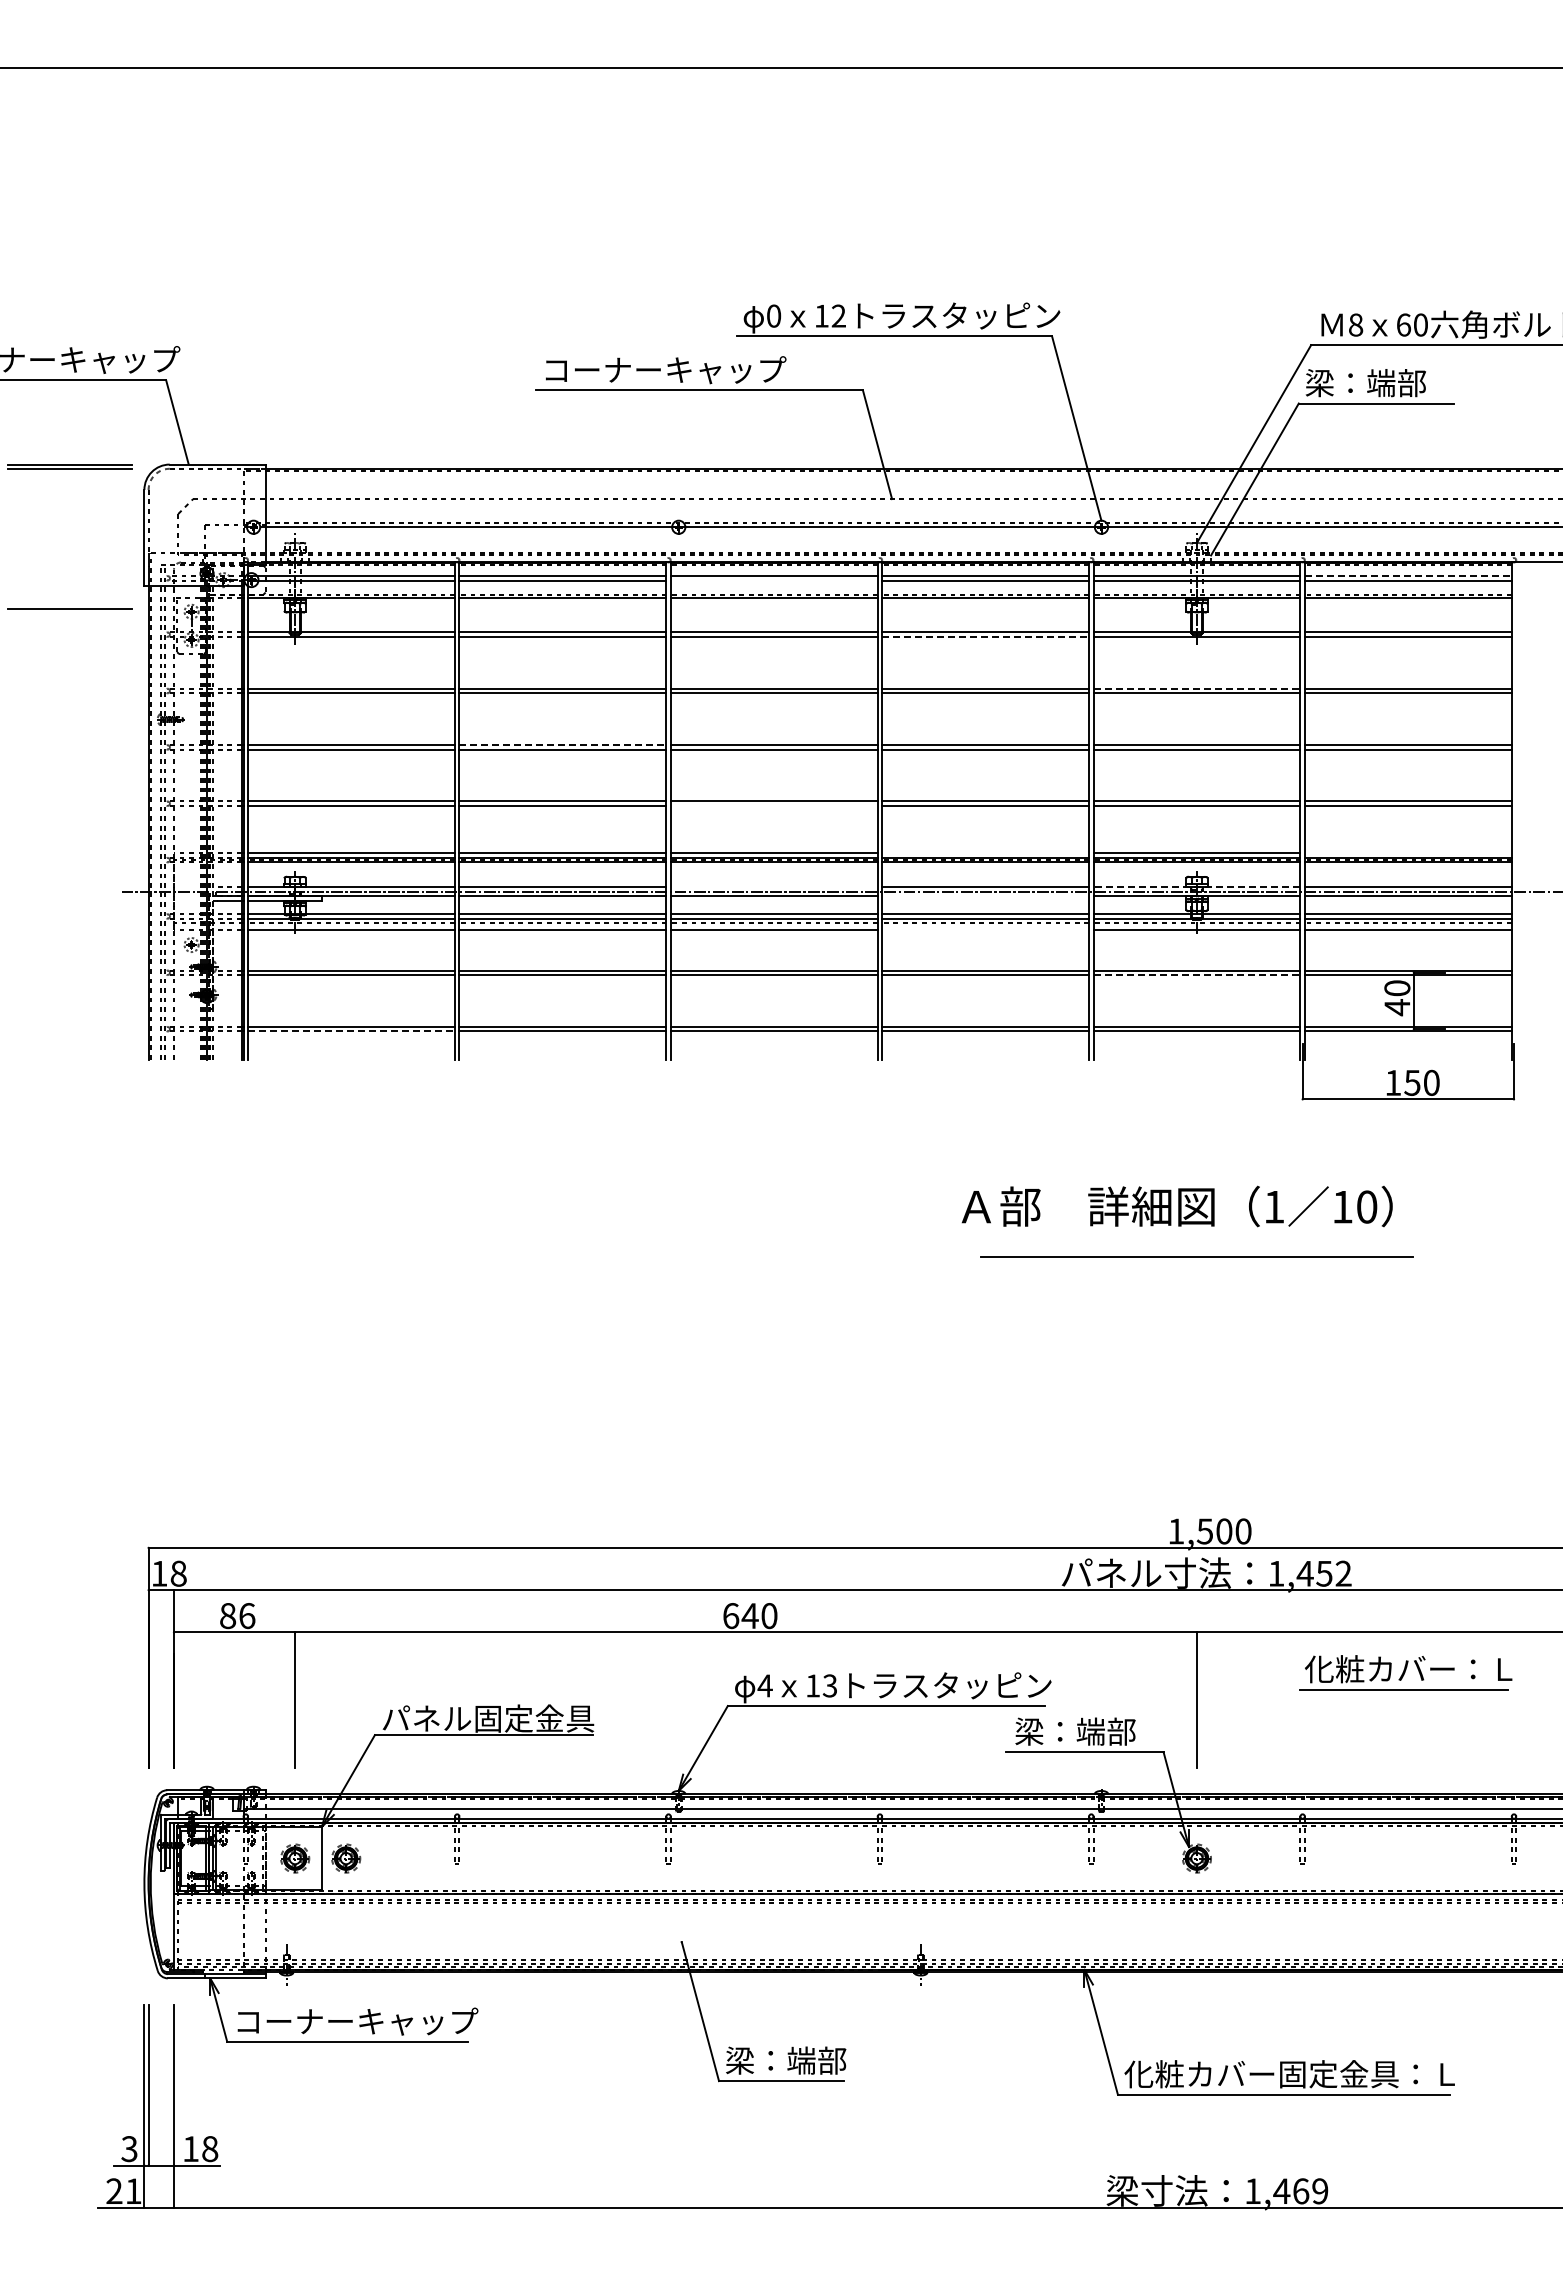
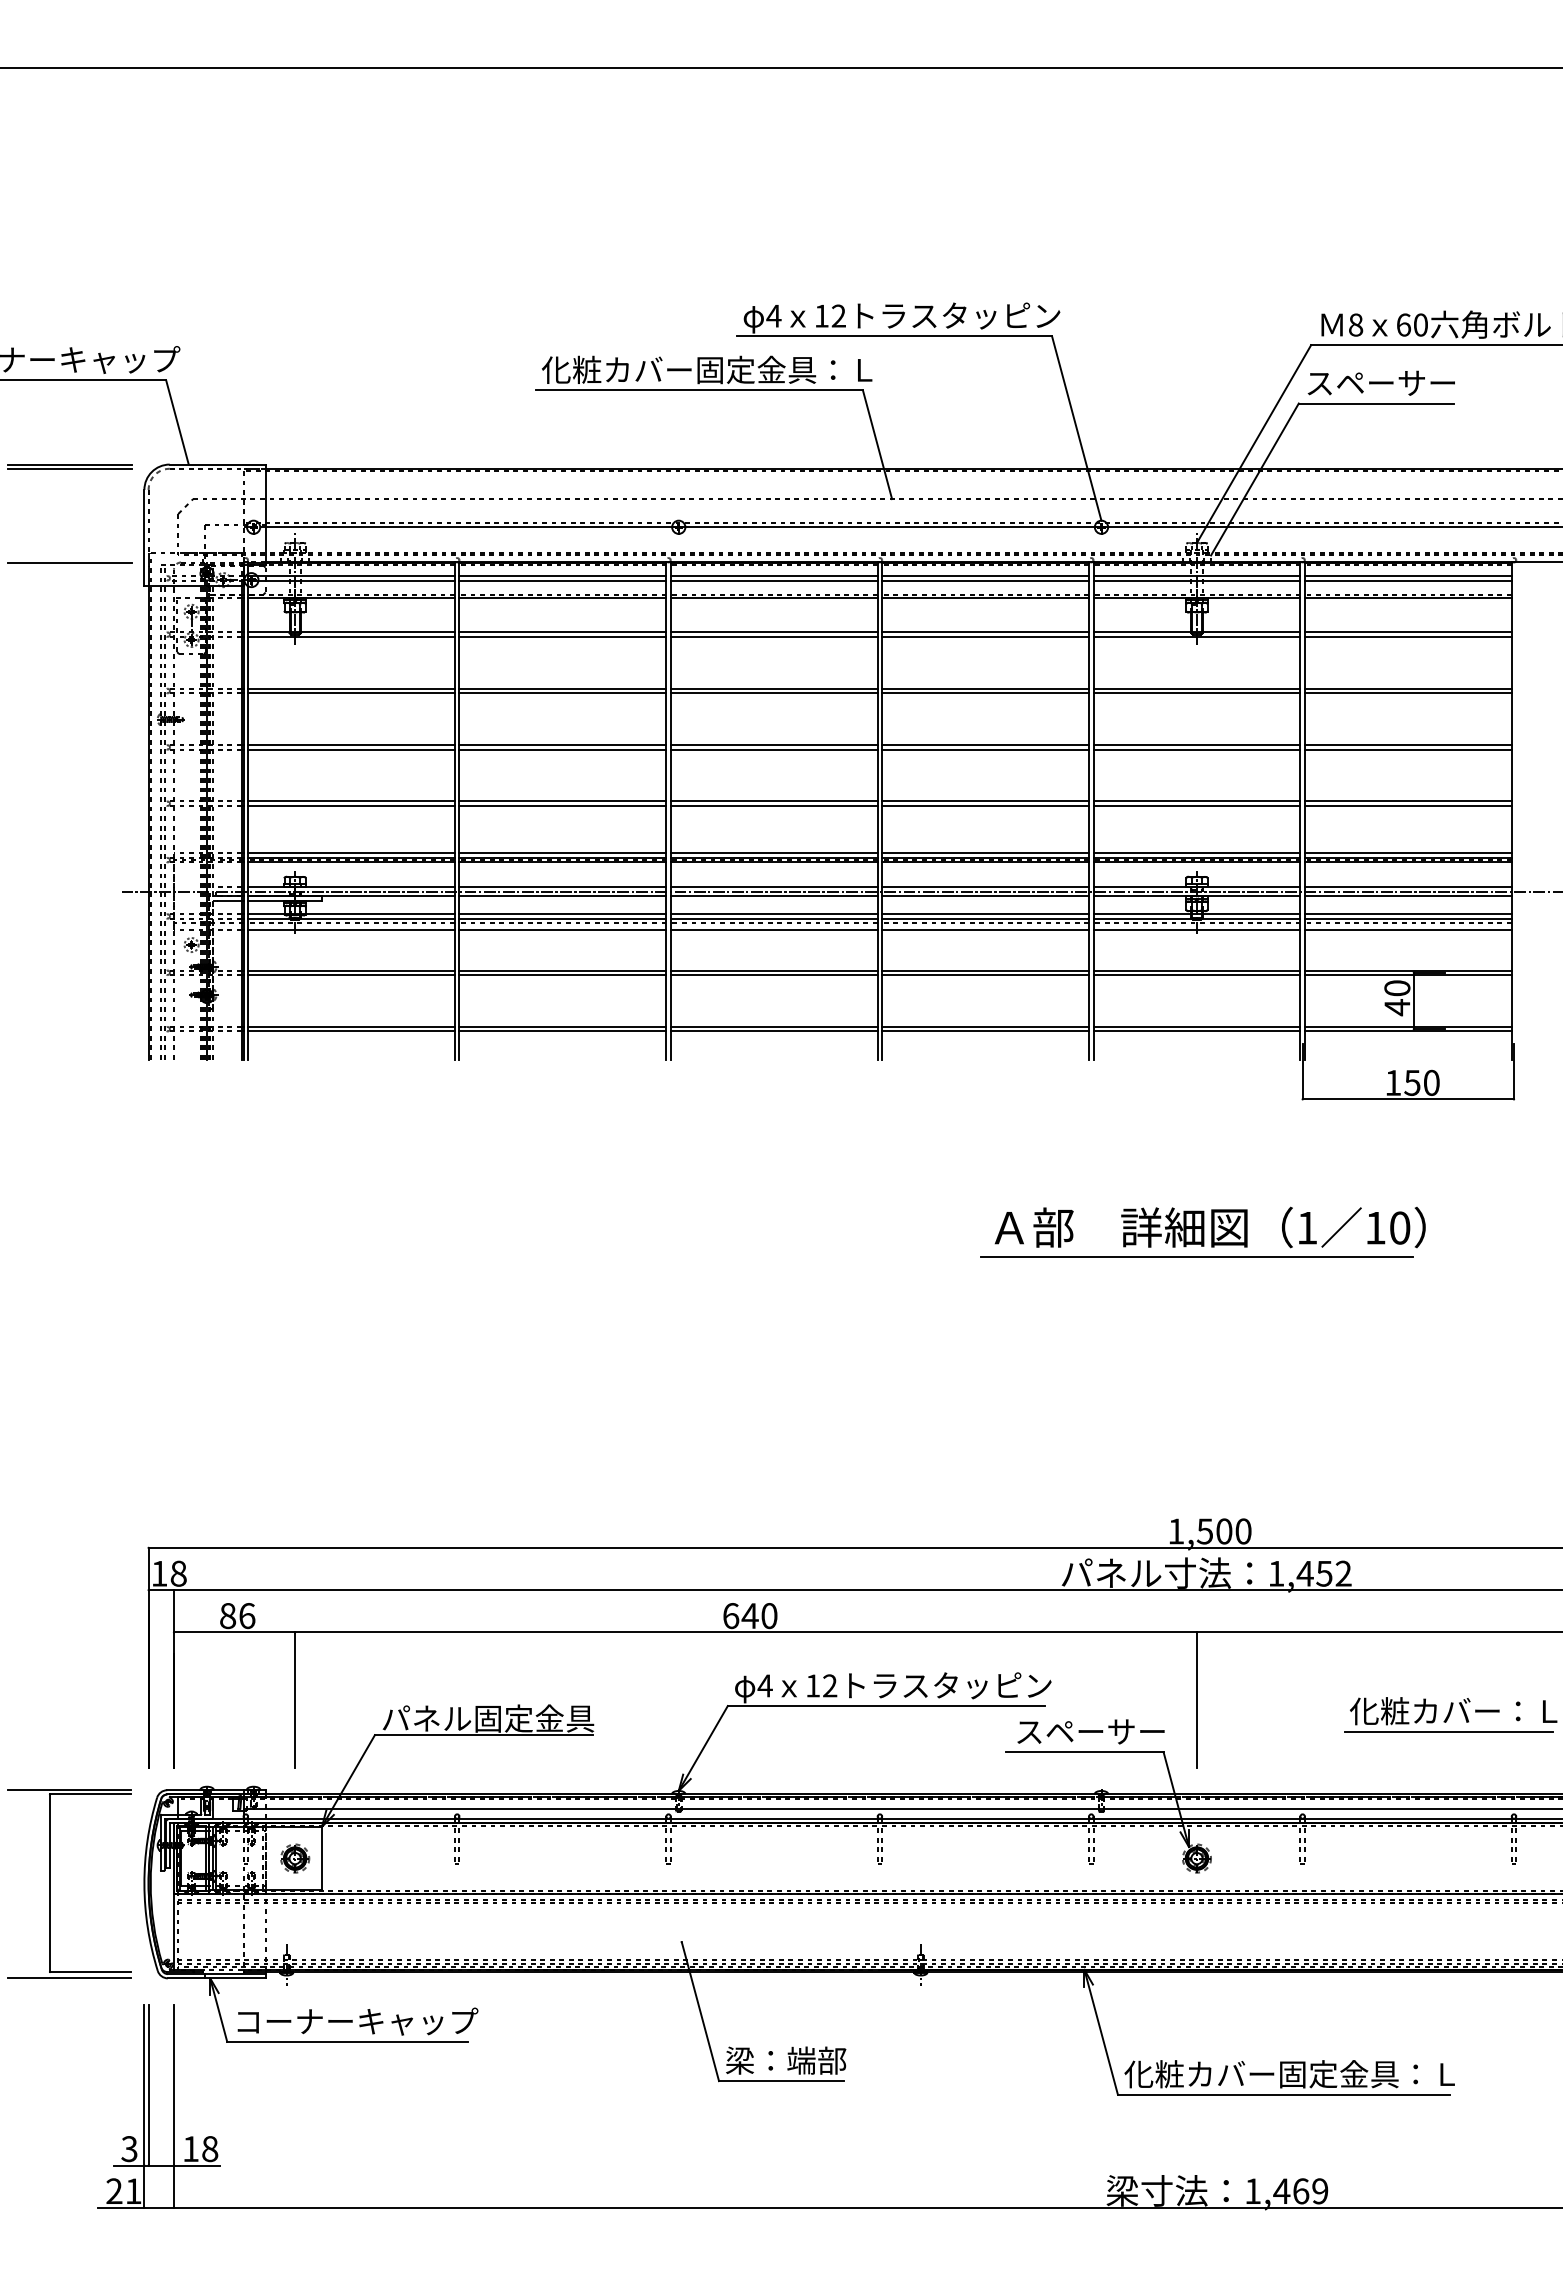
text: 0 -> 4 (773, 315)
text: コーナーキャップ -> 化粧カバー固定金具：Ｌ (706, 369)
text: 梁：端部 -> スペーサー (1379, 383)
line: dashed -> solid (1408, 576)
line: none -> present (773, 580)
line position: (69, 608) -> (69, 562) (69, 562)
line: dashed -> solid (986, 636)
line: dashed -> solid (1197, 688)
line: dashed -> solid (563, 745)
line: none -> present (773, 806)
line: none -> present (985, 853)
line: none -> present (1407, 853)
line: none -> present (773, 886)
line: dashed -> solid (1196, 886)
line: none -> present (985, 896)
line: none -> present (985, 929)
line: dashed -> solid (1197, 975)
line: dashed -> solid (352, 1031)
text position: (1176, 1206) -> (1209, 1227) (1209, 1227)
part position: (1405, 1672) -> (1450, 1714) (1450, 1714)
text: 13 -> 12 (829, 1685)
text: 梁：端部 -> スペーサー (1089, 1731)
part: present -> none (346, 1858)
part: none -> present (50, 1883)
